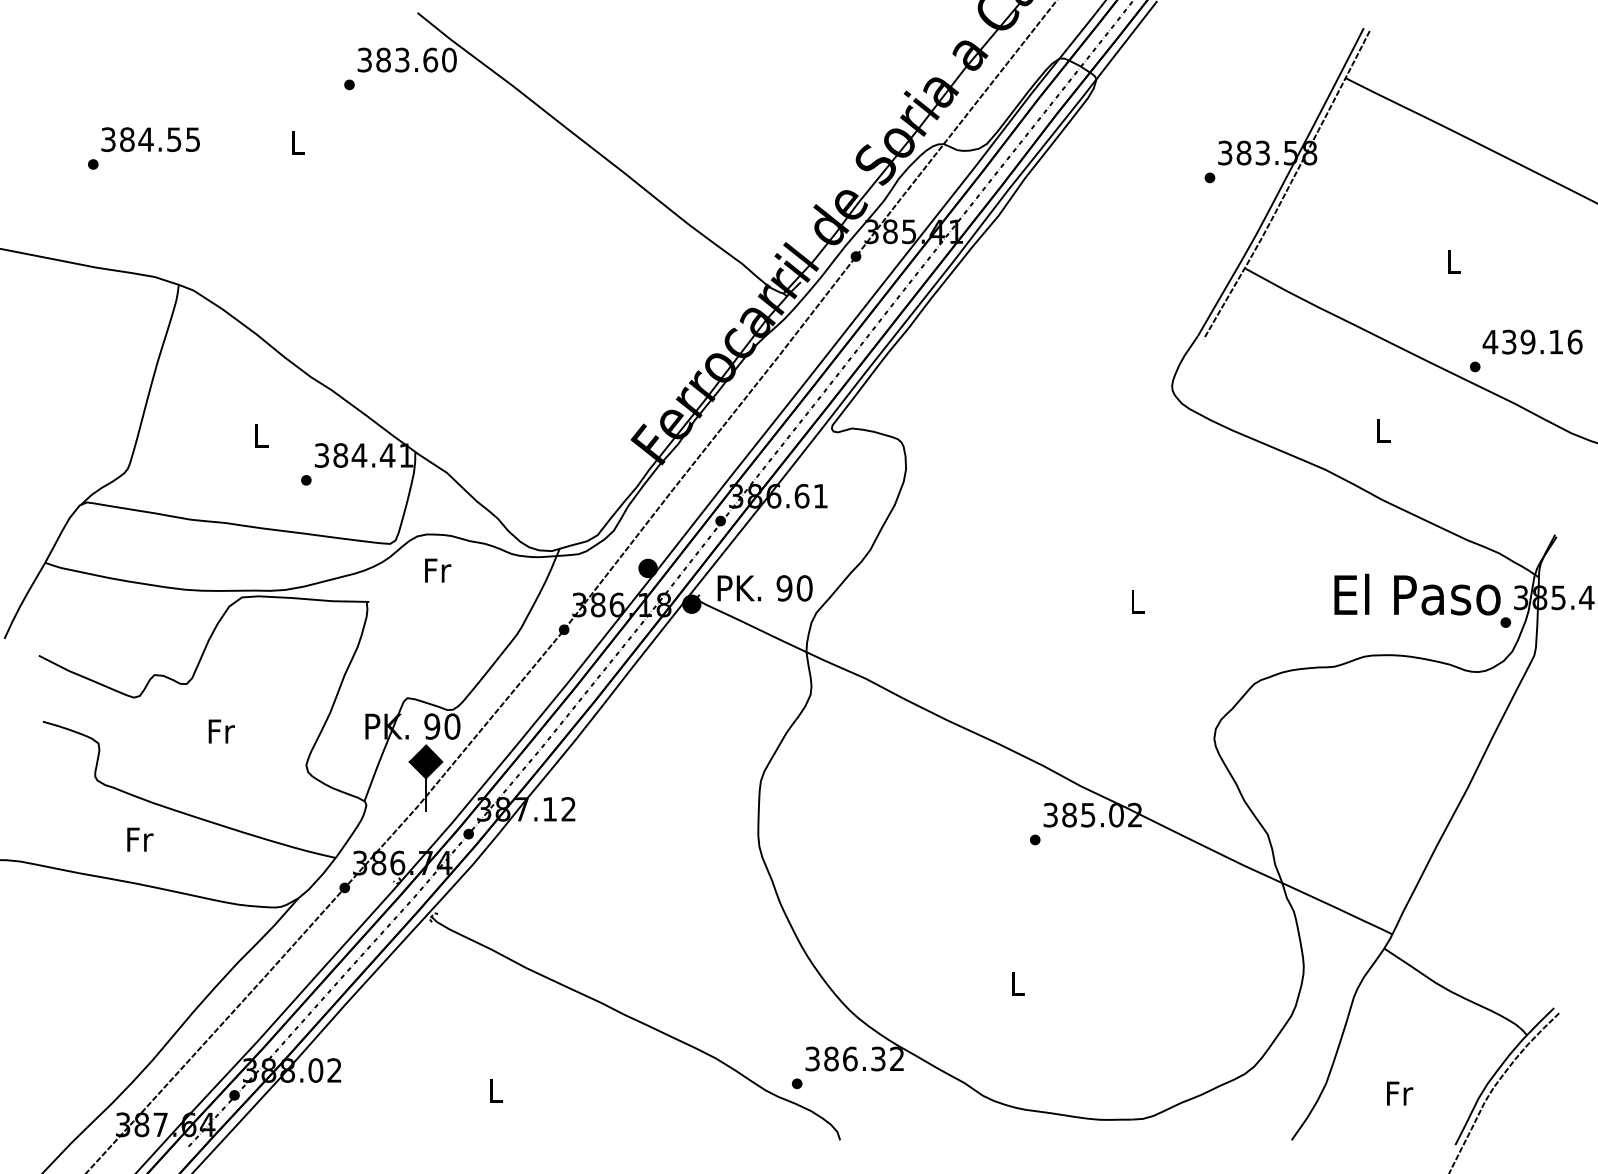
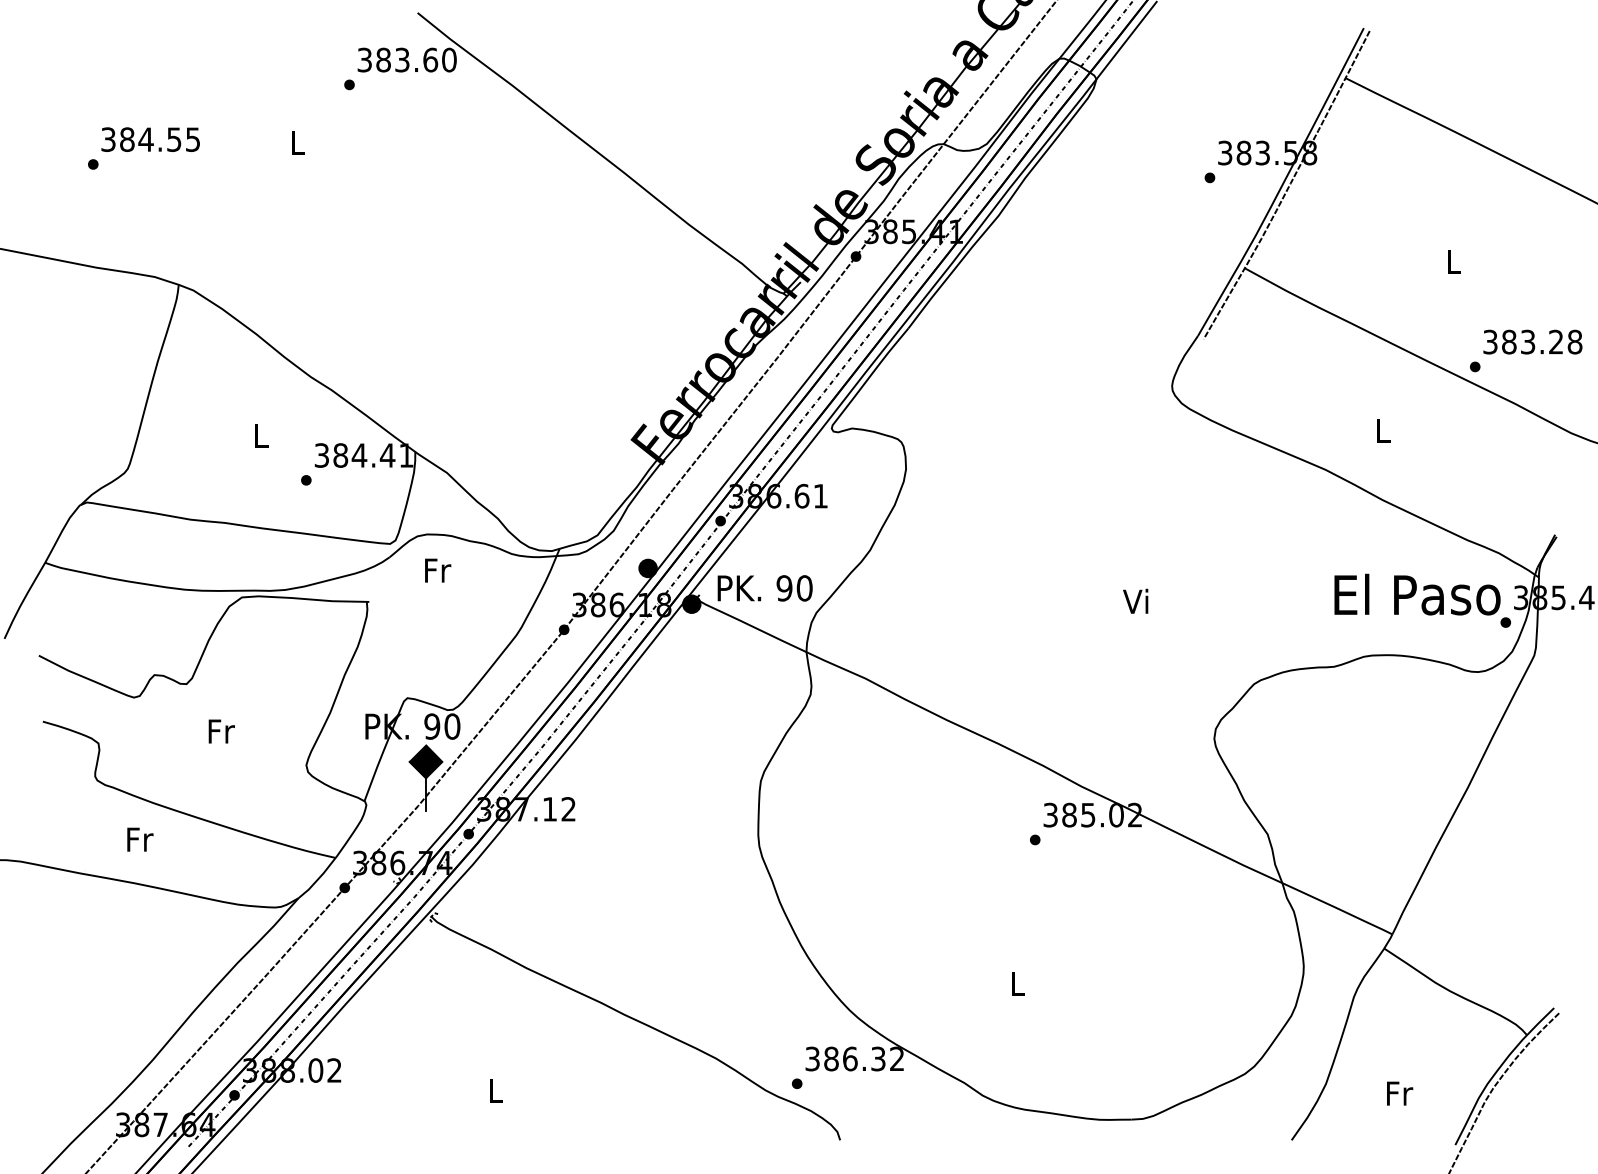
text: 439.16 -> 383.28 (1532, 341)
text: L -> Vi (1135, 600)
